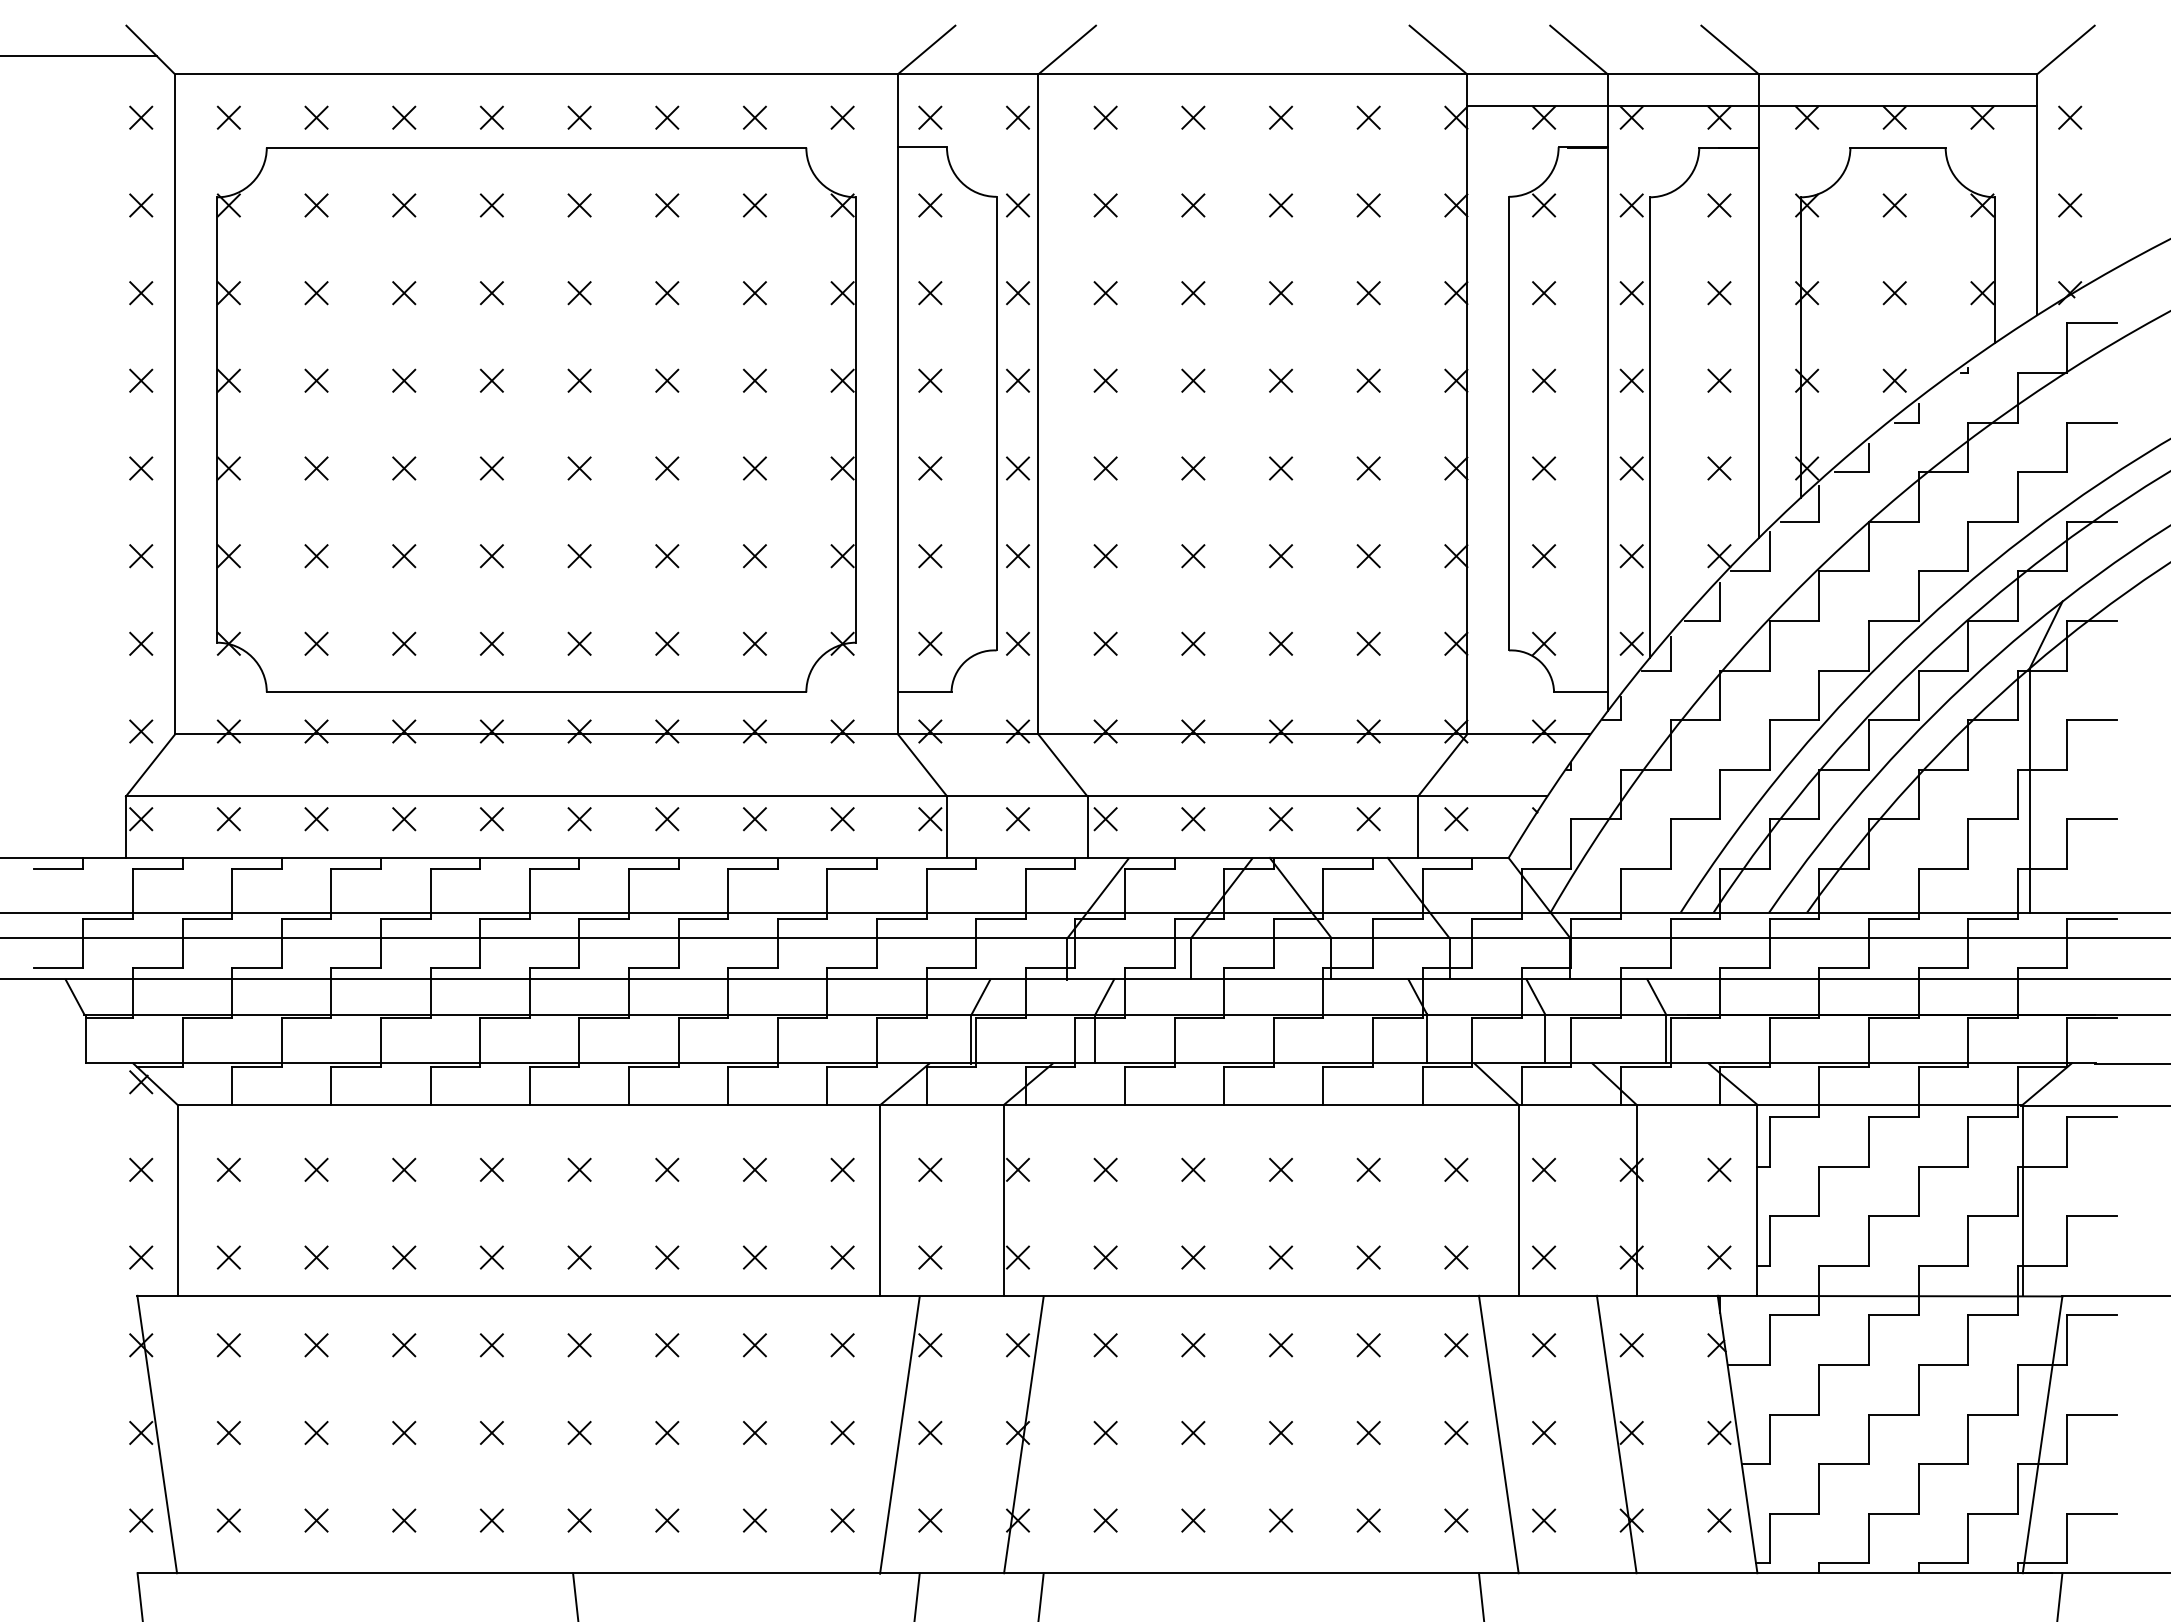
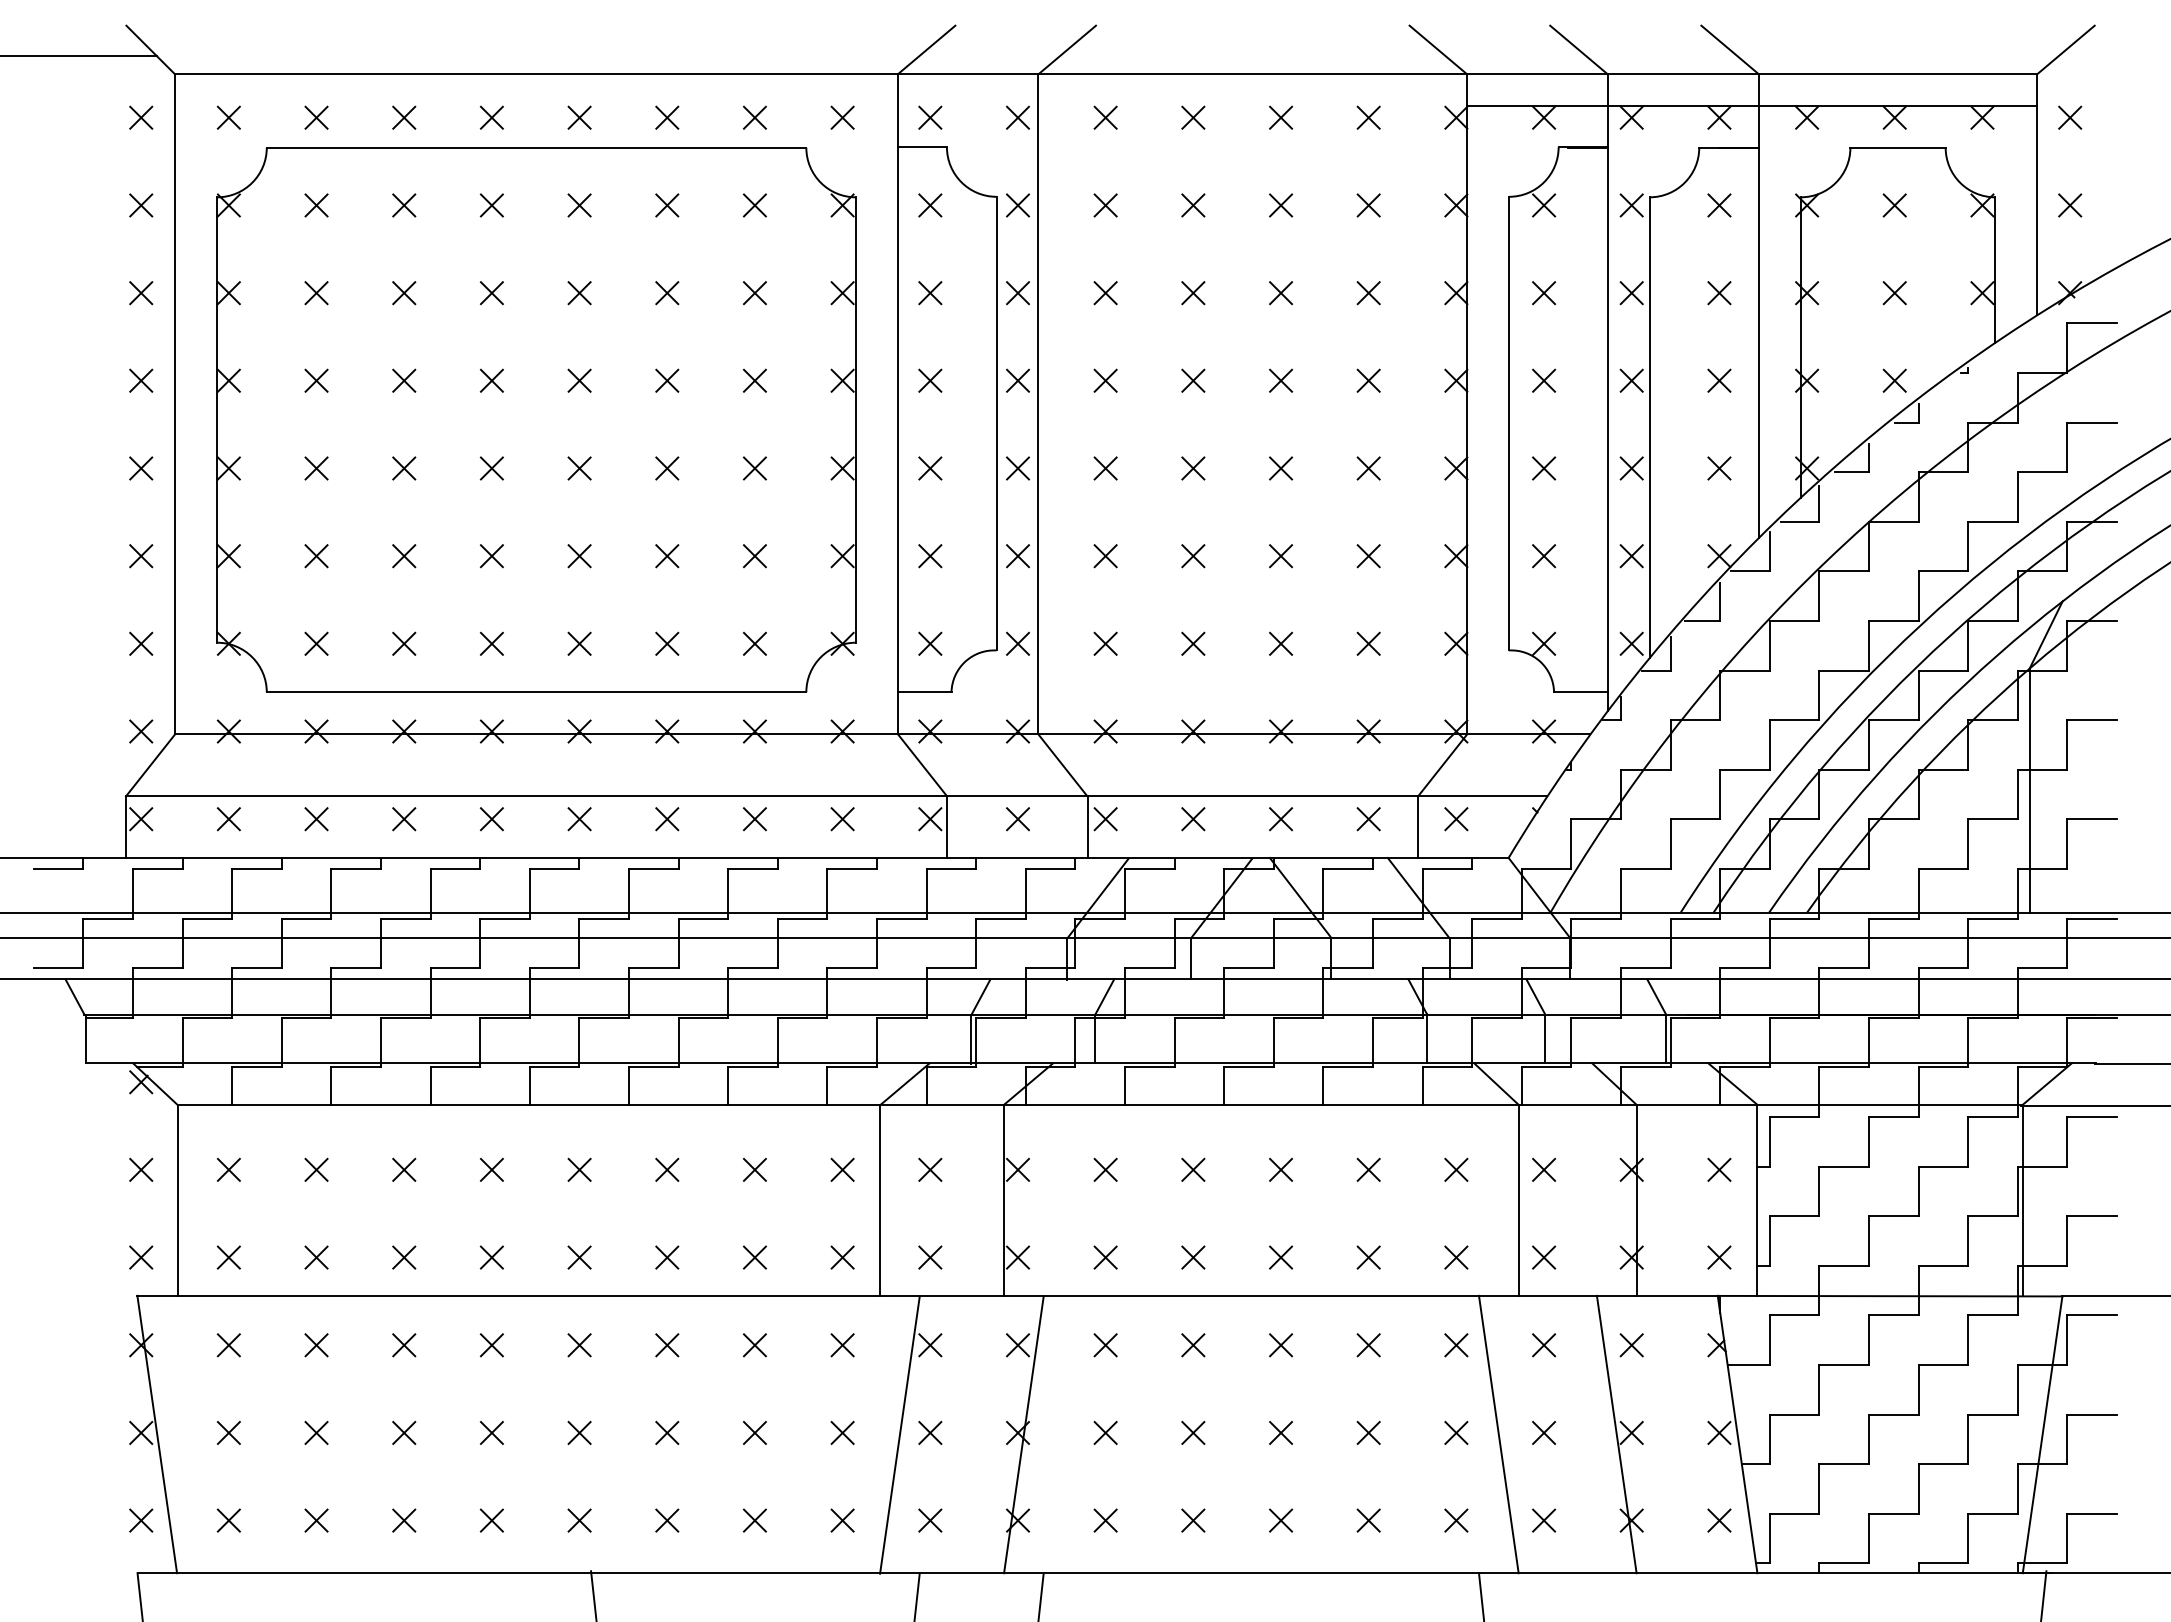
line position: (575, 1595) -> (593, 1594) (593, 1594)
line position: (2059, 1595) -> (2043, 1594) (2043, 1594)
